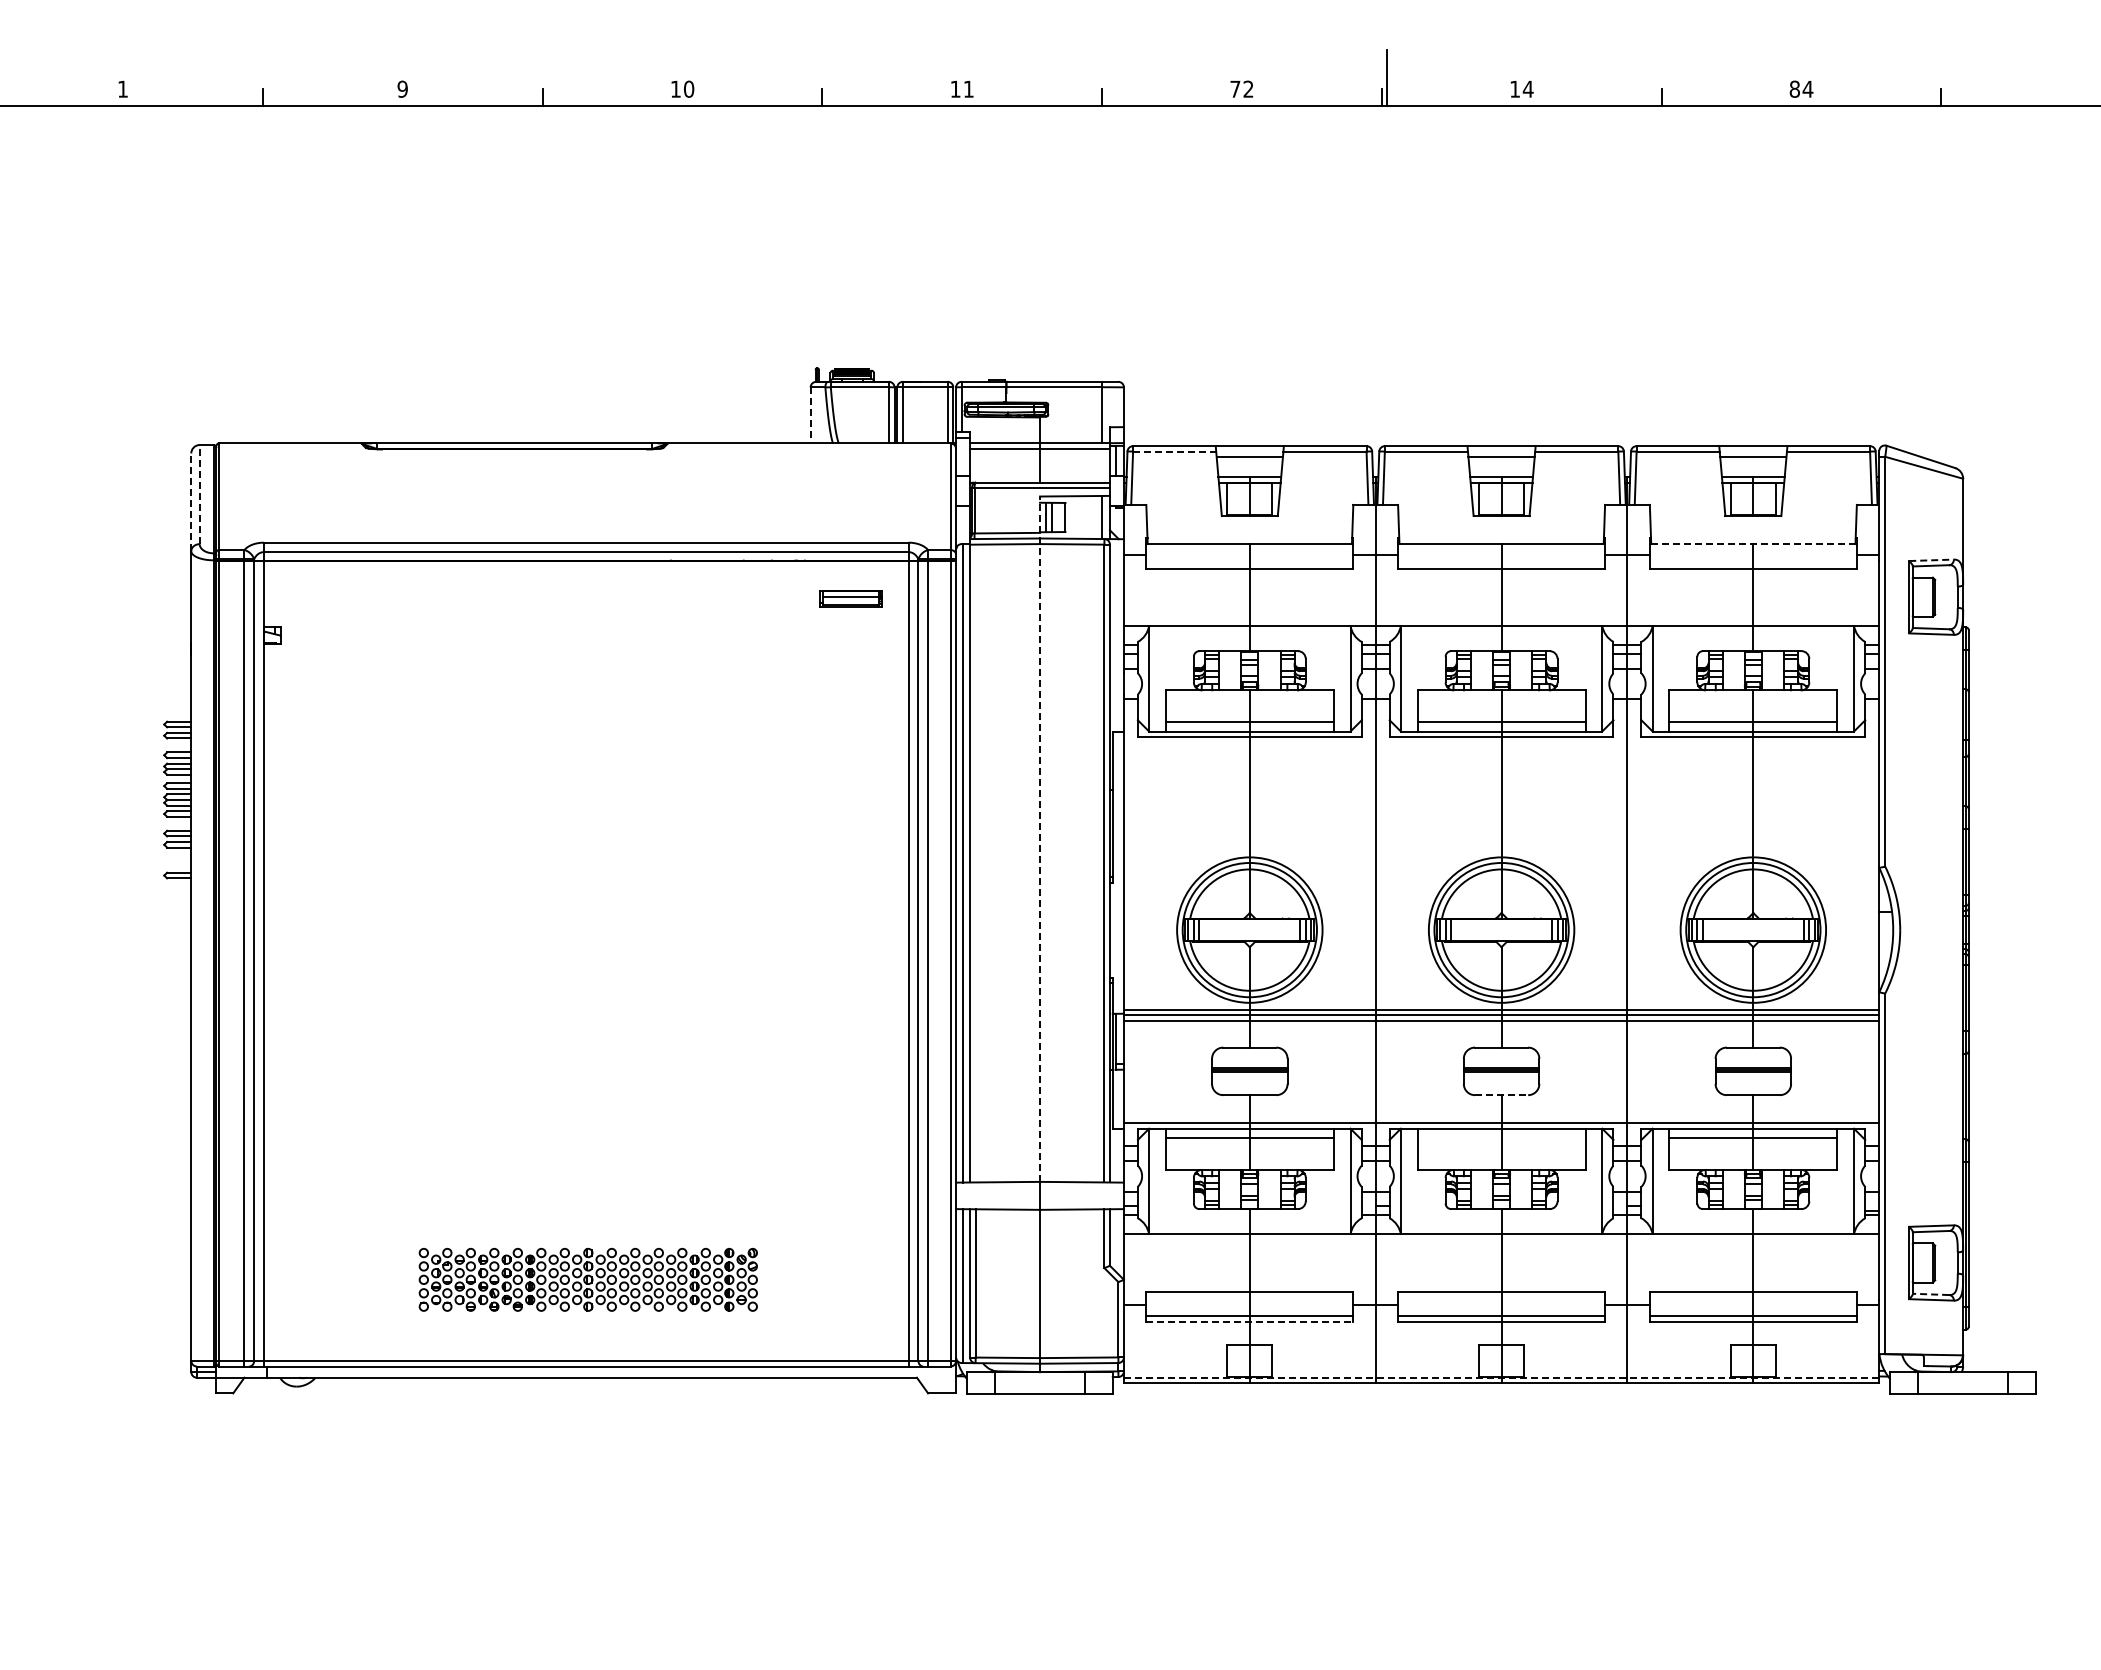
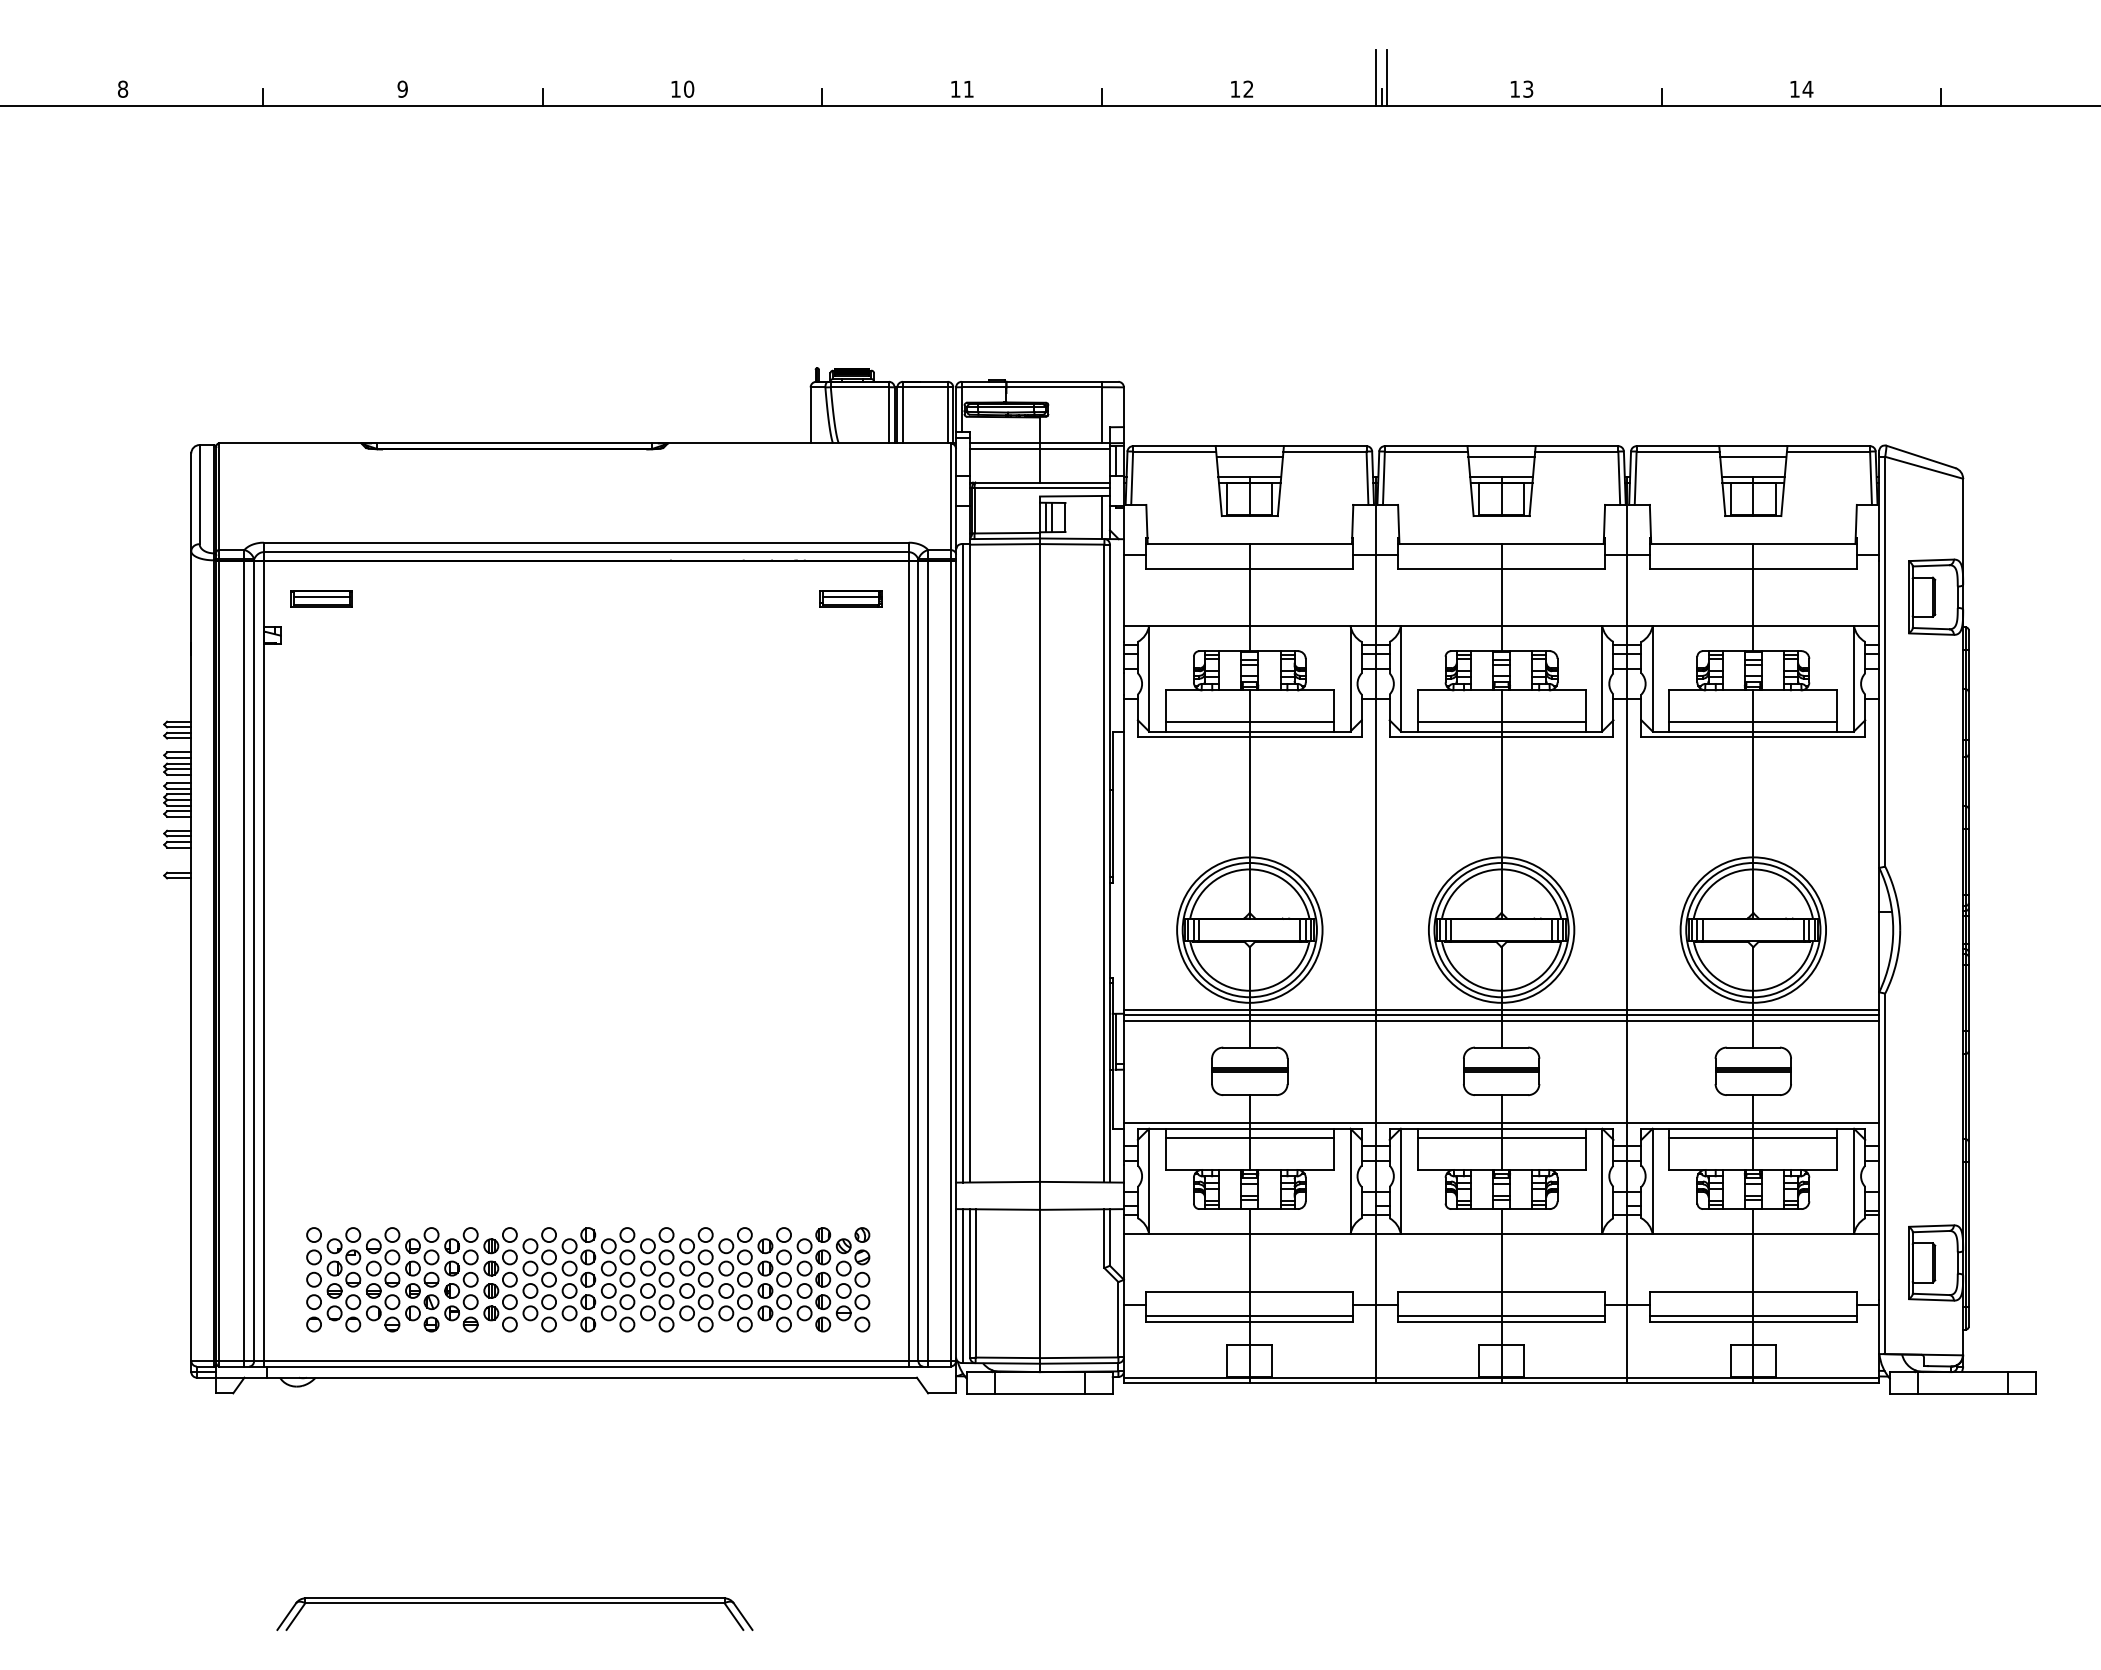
line: none -> present (1376, 78)
text: 1 -> 8 (123, 88)
text: 72 -> 12 (1235, 88)
text: 14 -> 13 (1527, 88)
text: 84 -> 14 (1794, 88)
line: dashed -> solid (810, 415)
line: dashed -> solid (1174, 451)
line: dashed -> solid (199, 494)
line: dashed -> solid (191, 502)
line: dashed -> solid (1752, 544)
line: dashed -> solid (1932, 560)
part: none -> present (321, 598)
line: dashed -> solid (1040, 839)
line: dashed -> solid (1501, 1095)
line: none -> present (1501, 1138)
part size: 340x65 px -> 565x106 px (588, 1279)
line: dashed -> solid (1930, 1294)
line: dashed -> solid (1249, 1321)
line: dashed -> solid (1501, 1377)
part: none -> present (514, 1603)
